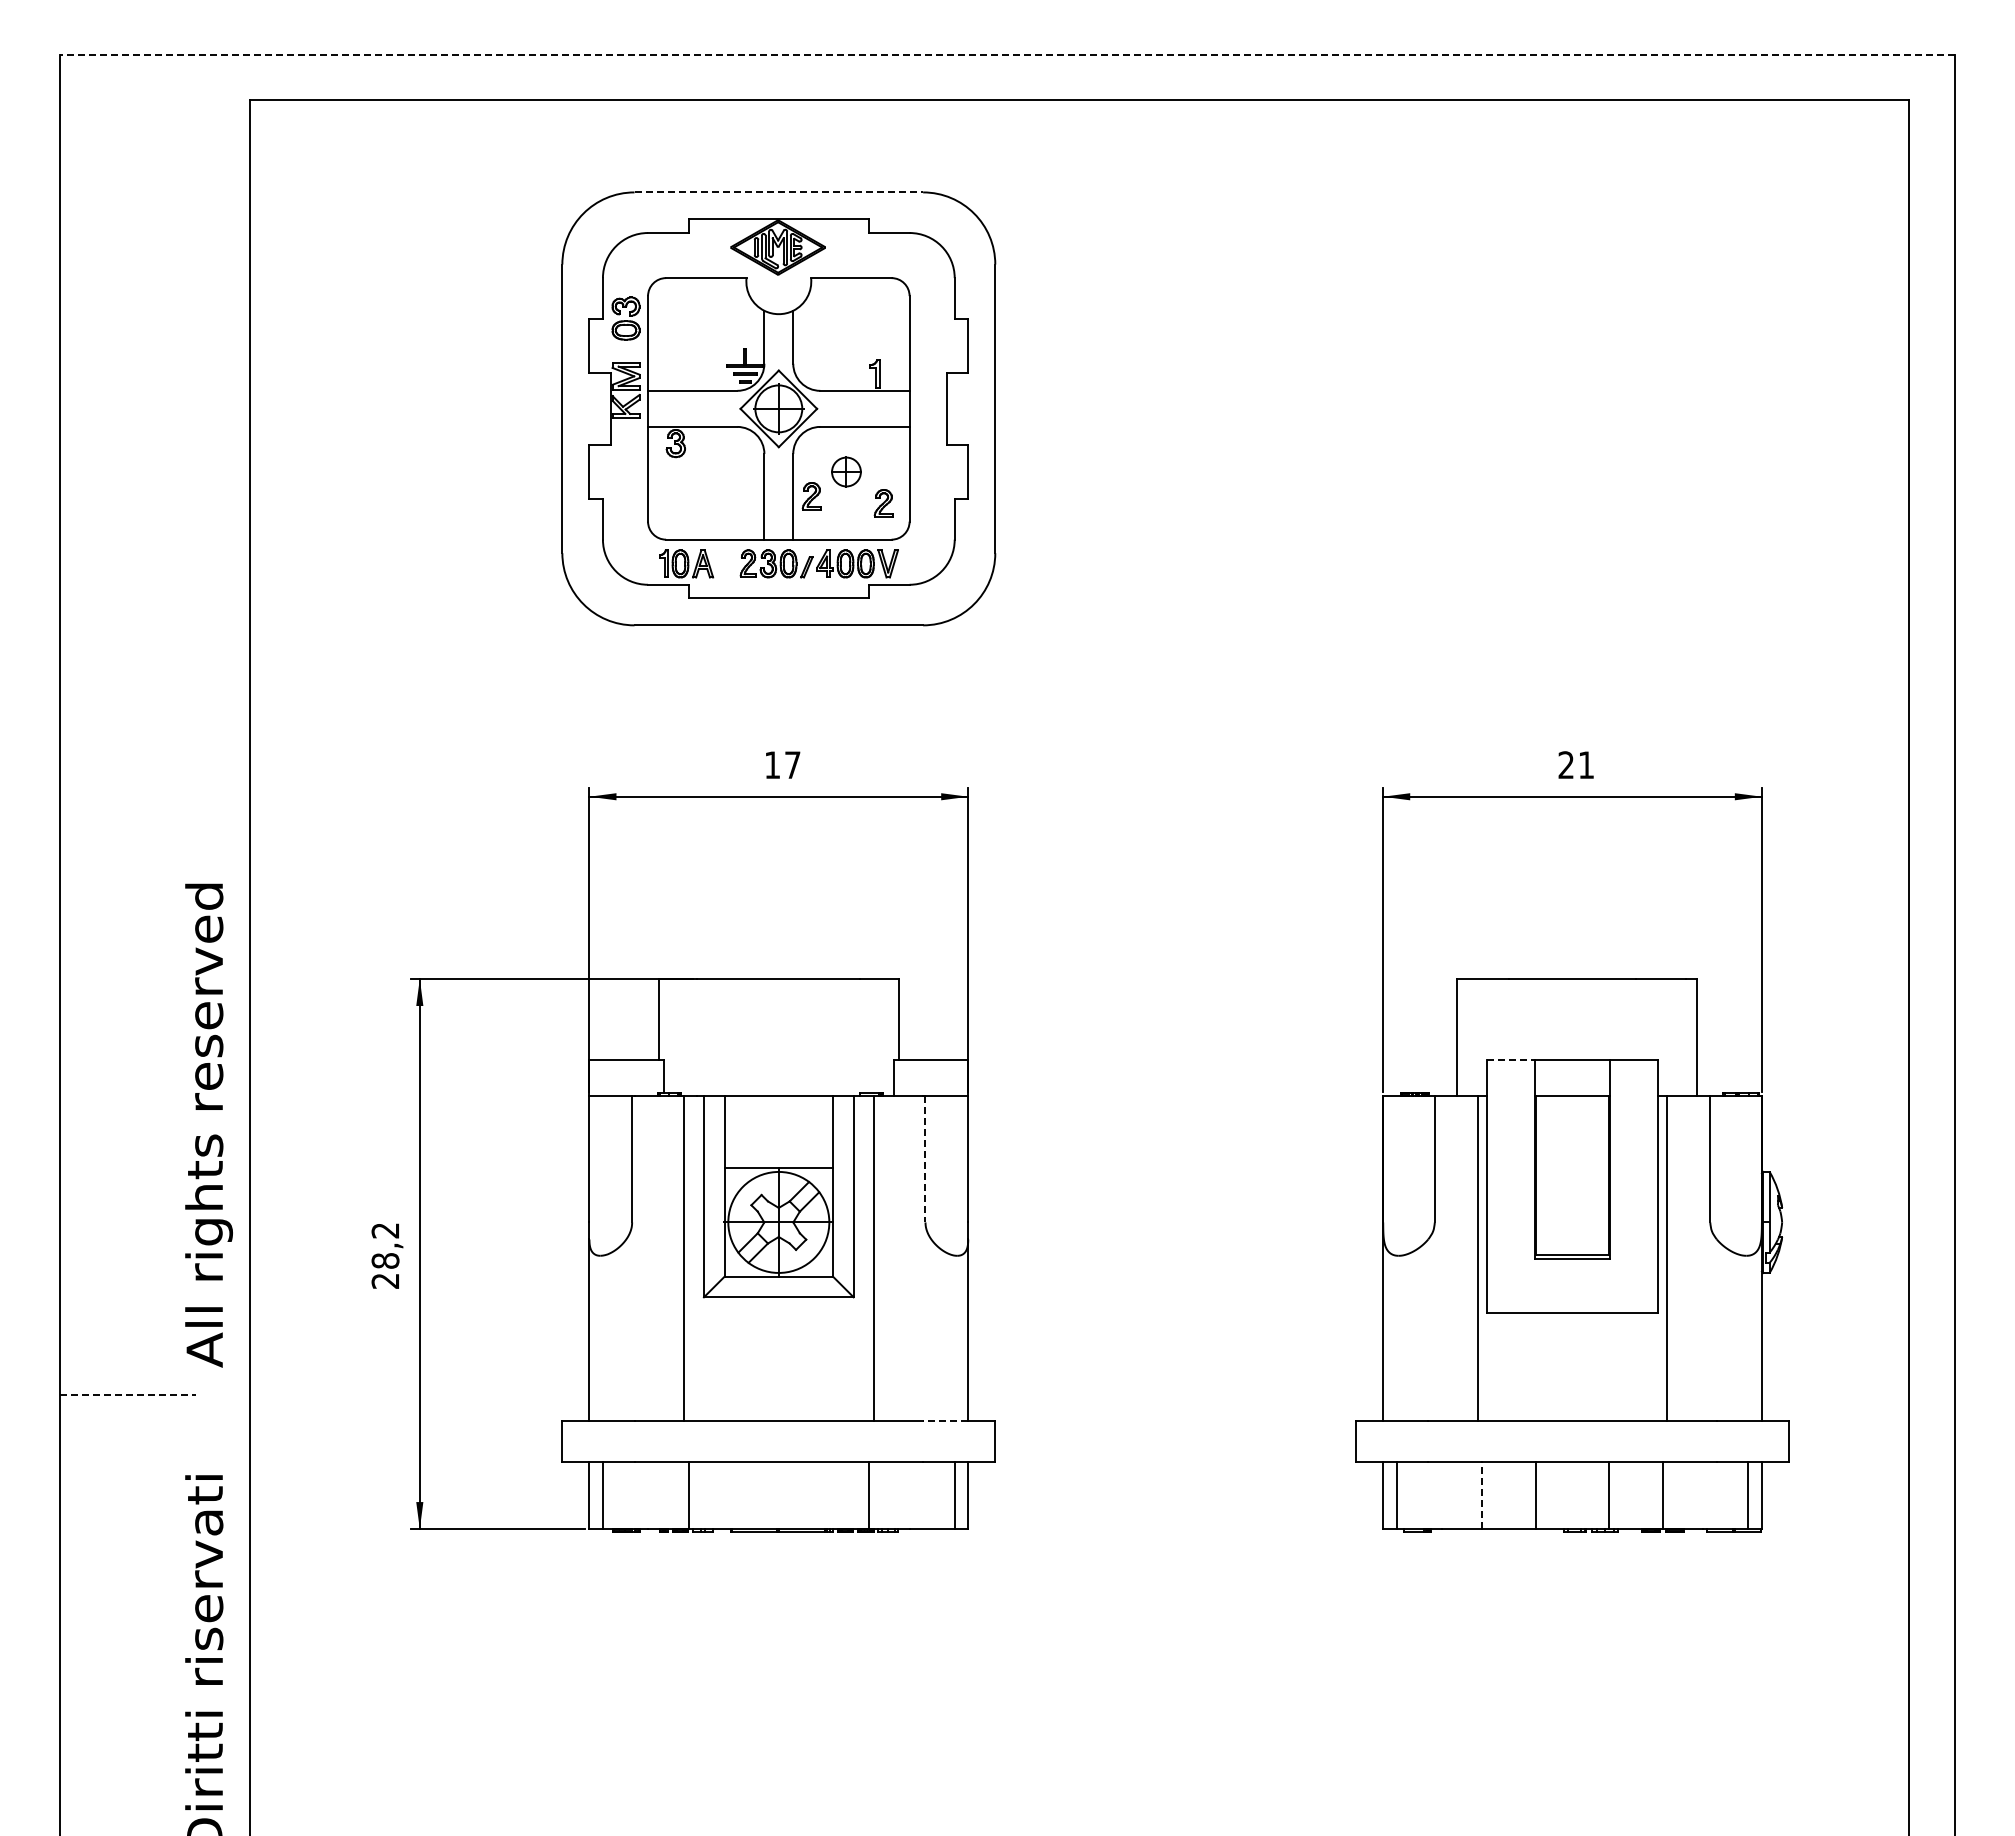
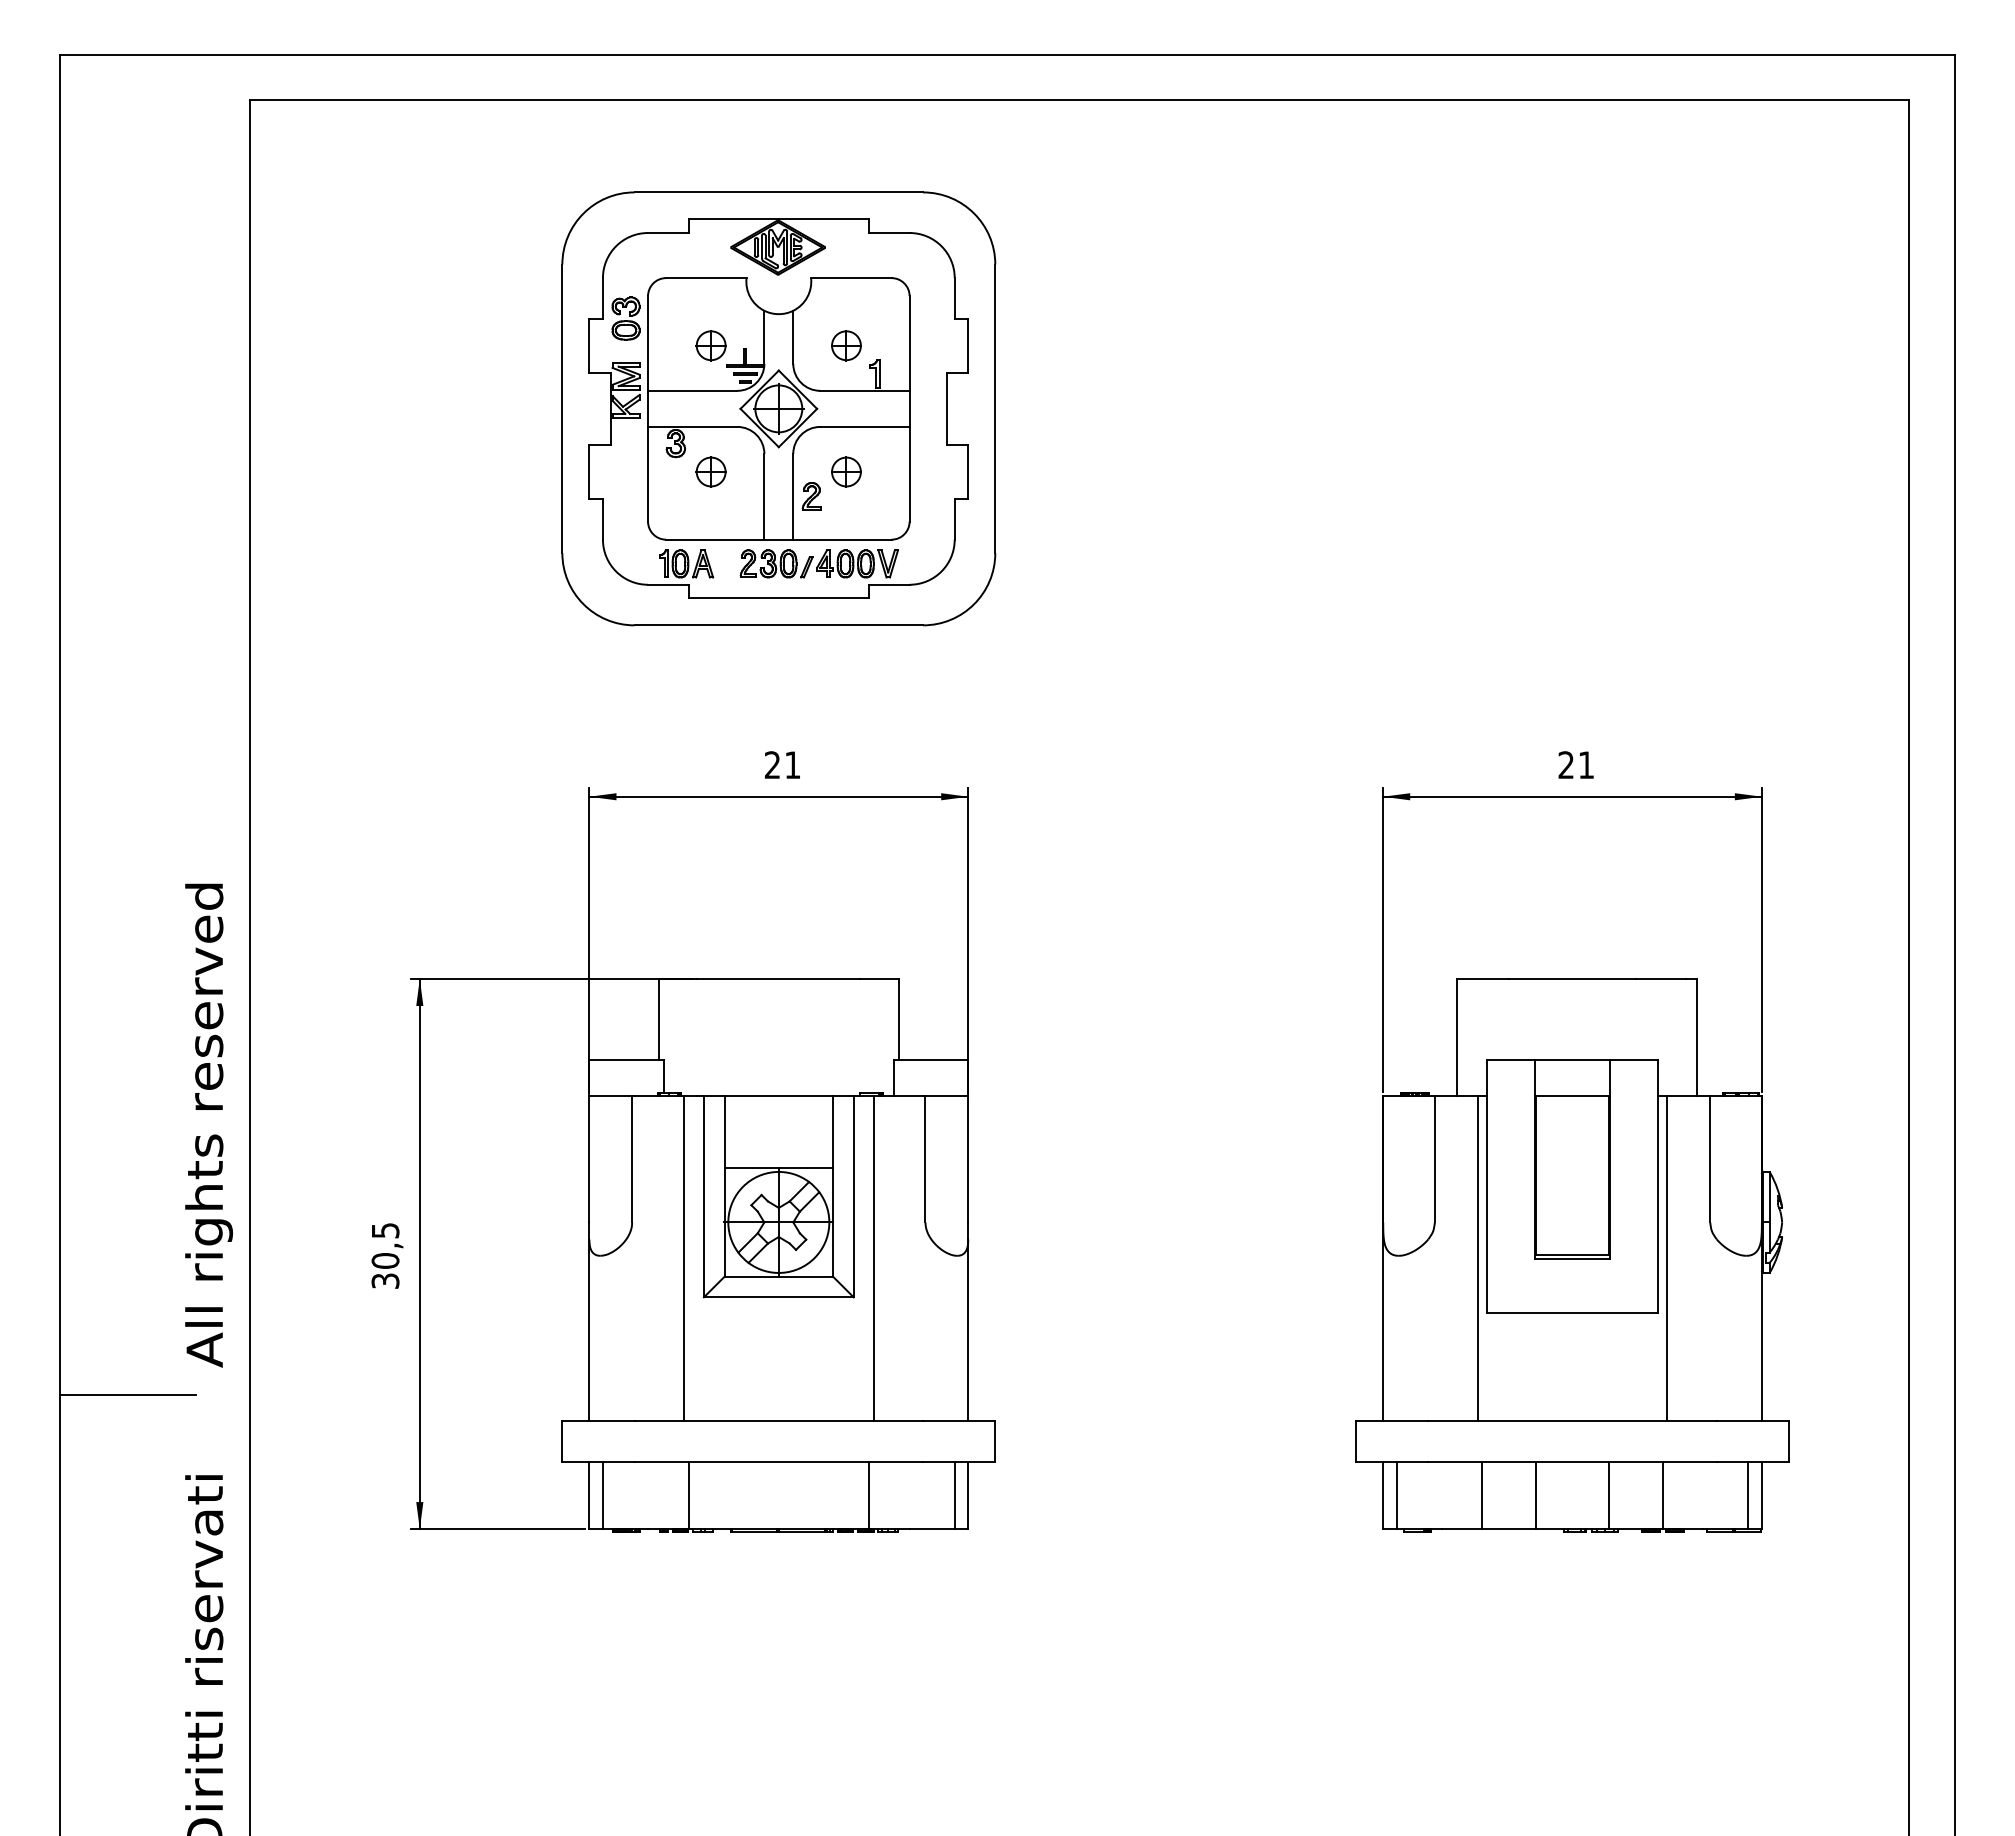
line: dashed -> solid (1007, 55)
line: dashed -> solid (779, 192)
part: none -> present (710, 345)
part: none -> present (846, 345)
part: none -> present (710, 471)
part: present -> none (883, 503)
text: 17 -> 21 (782, 764)
line: dashed -> solid (1510, 1060)
line: dashed -> solid (925, 1159)
text: 28,2 -> 30,5 (385, 1255)
line: dashed -> solid (128, 1394)
line: dashed -> solid (945, 1420)
line: dashed -> solid (1482, 1495)
